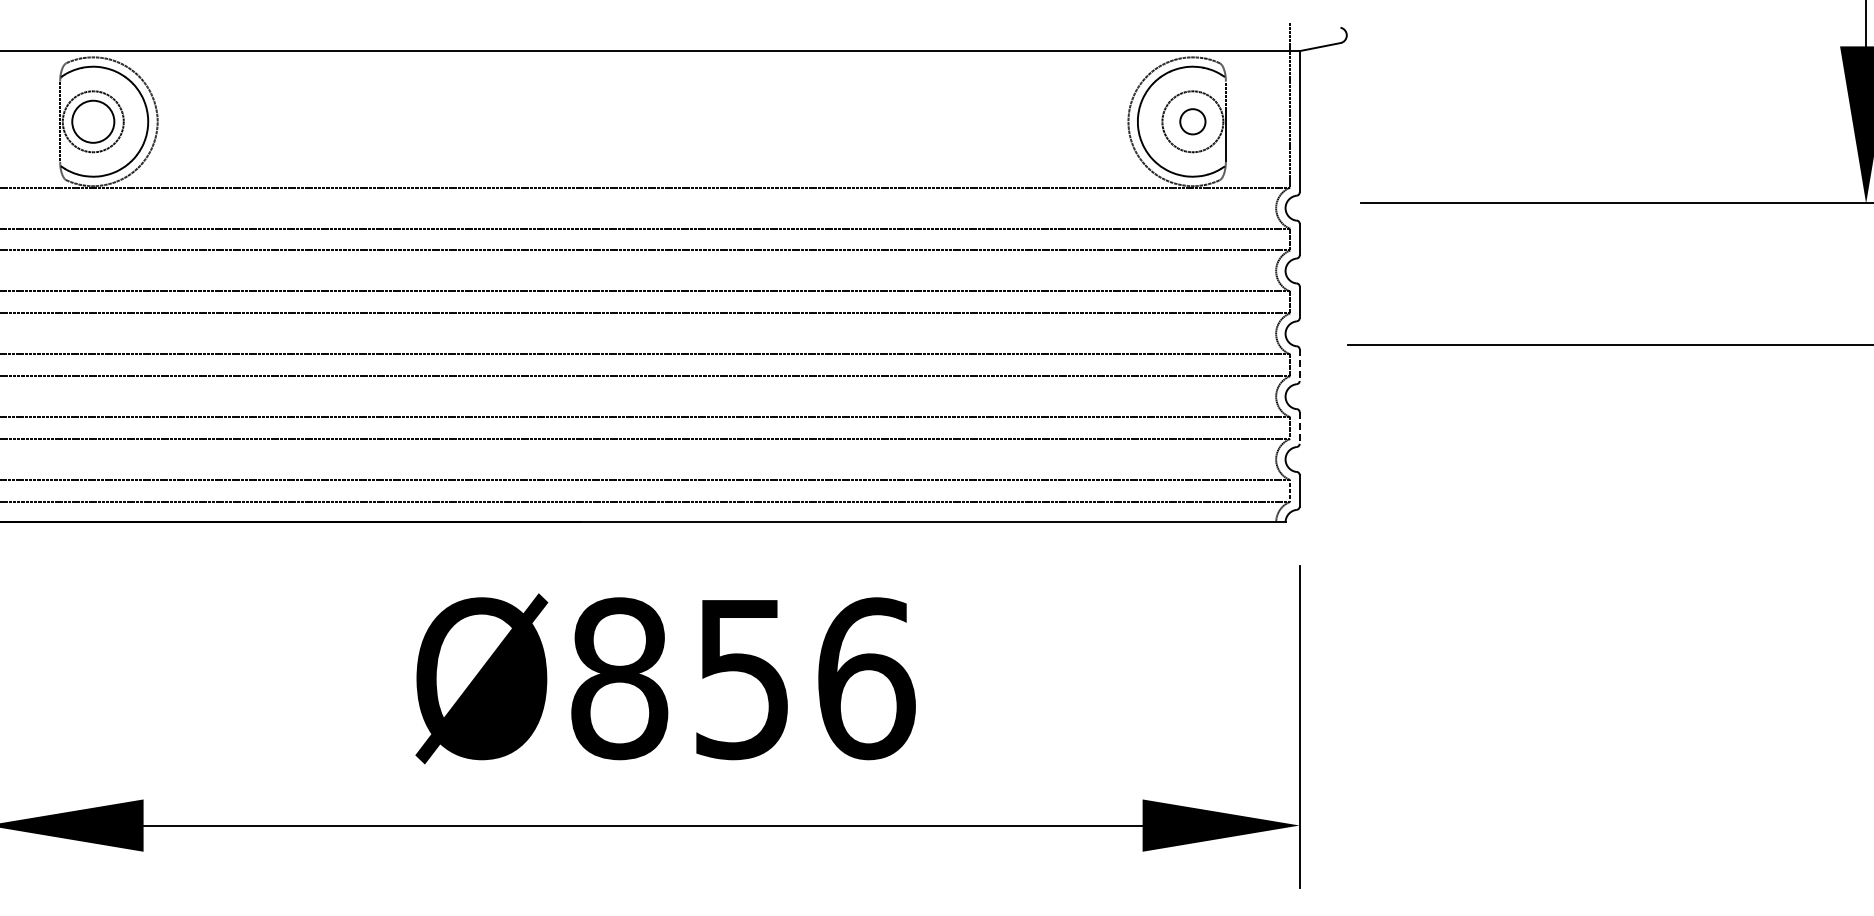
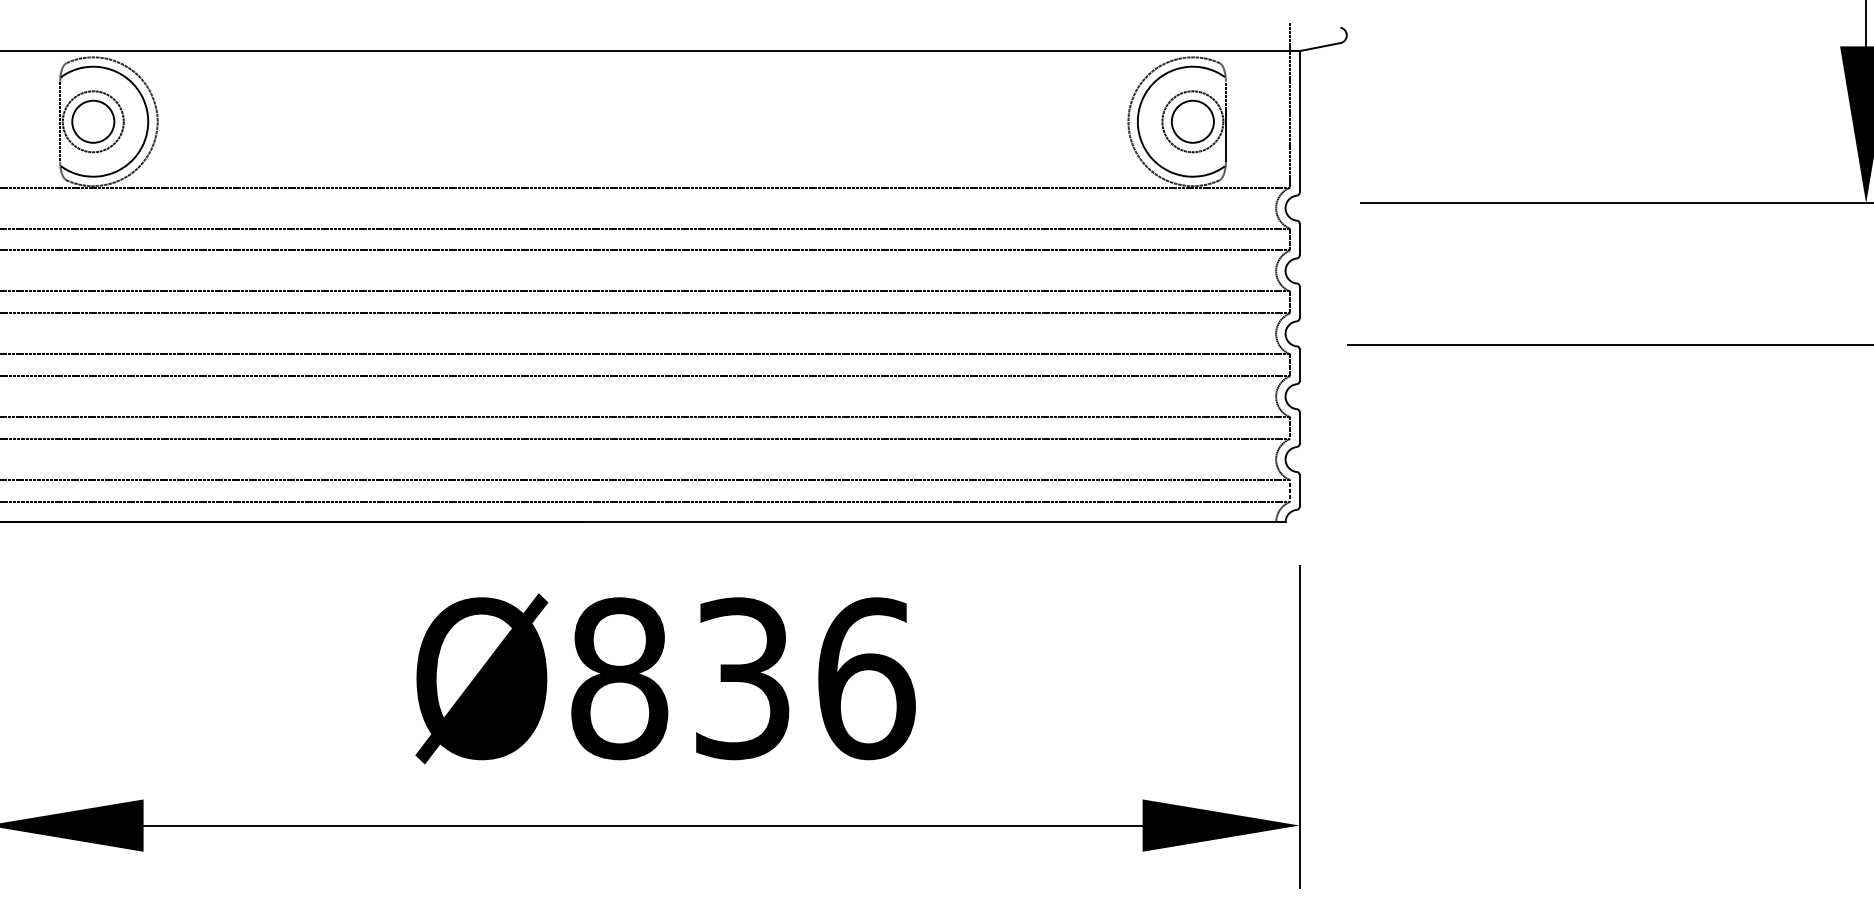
circle diameter: 25 px -> 42 px (1192, 121)
line: dashed -> solid (1299, 365)
line: dashed -> solid (1299, 428)
text: Ø856 -> Ø836 (742, 678)
